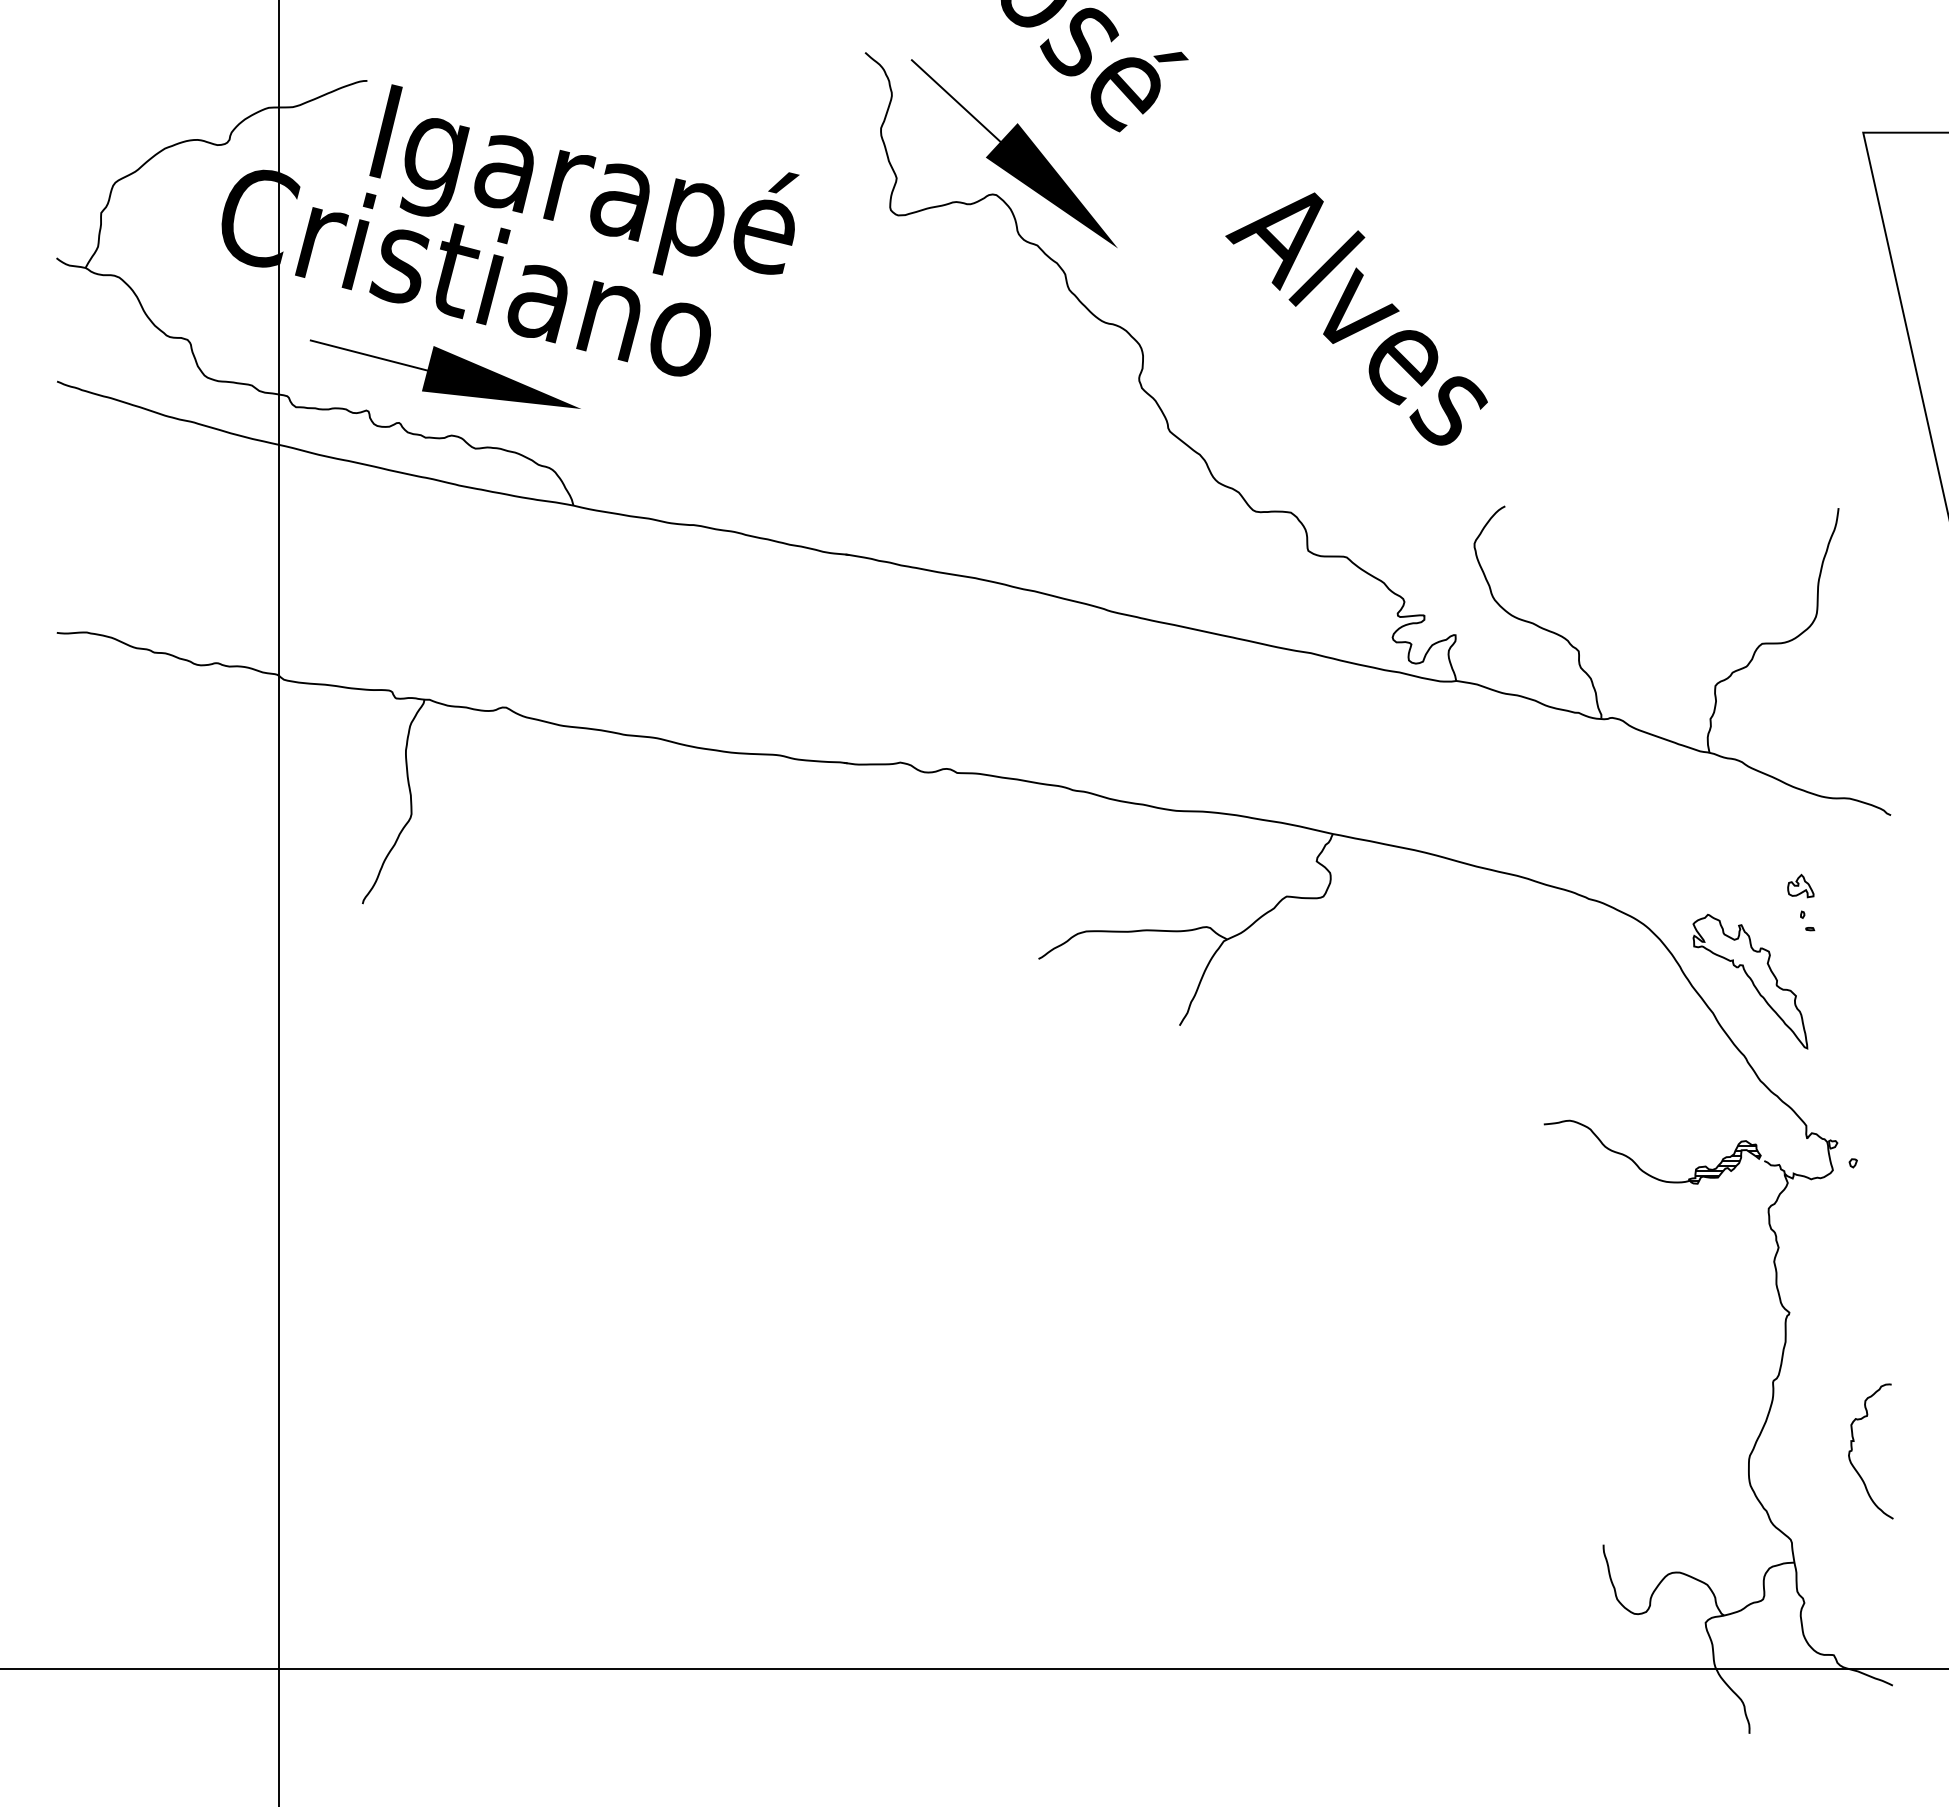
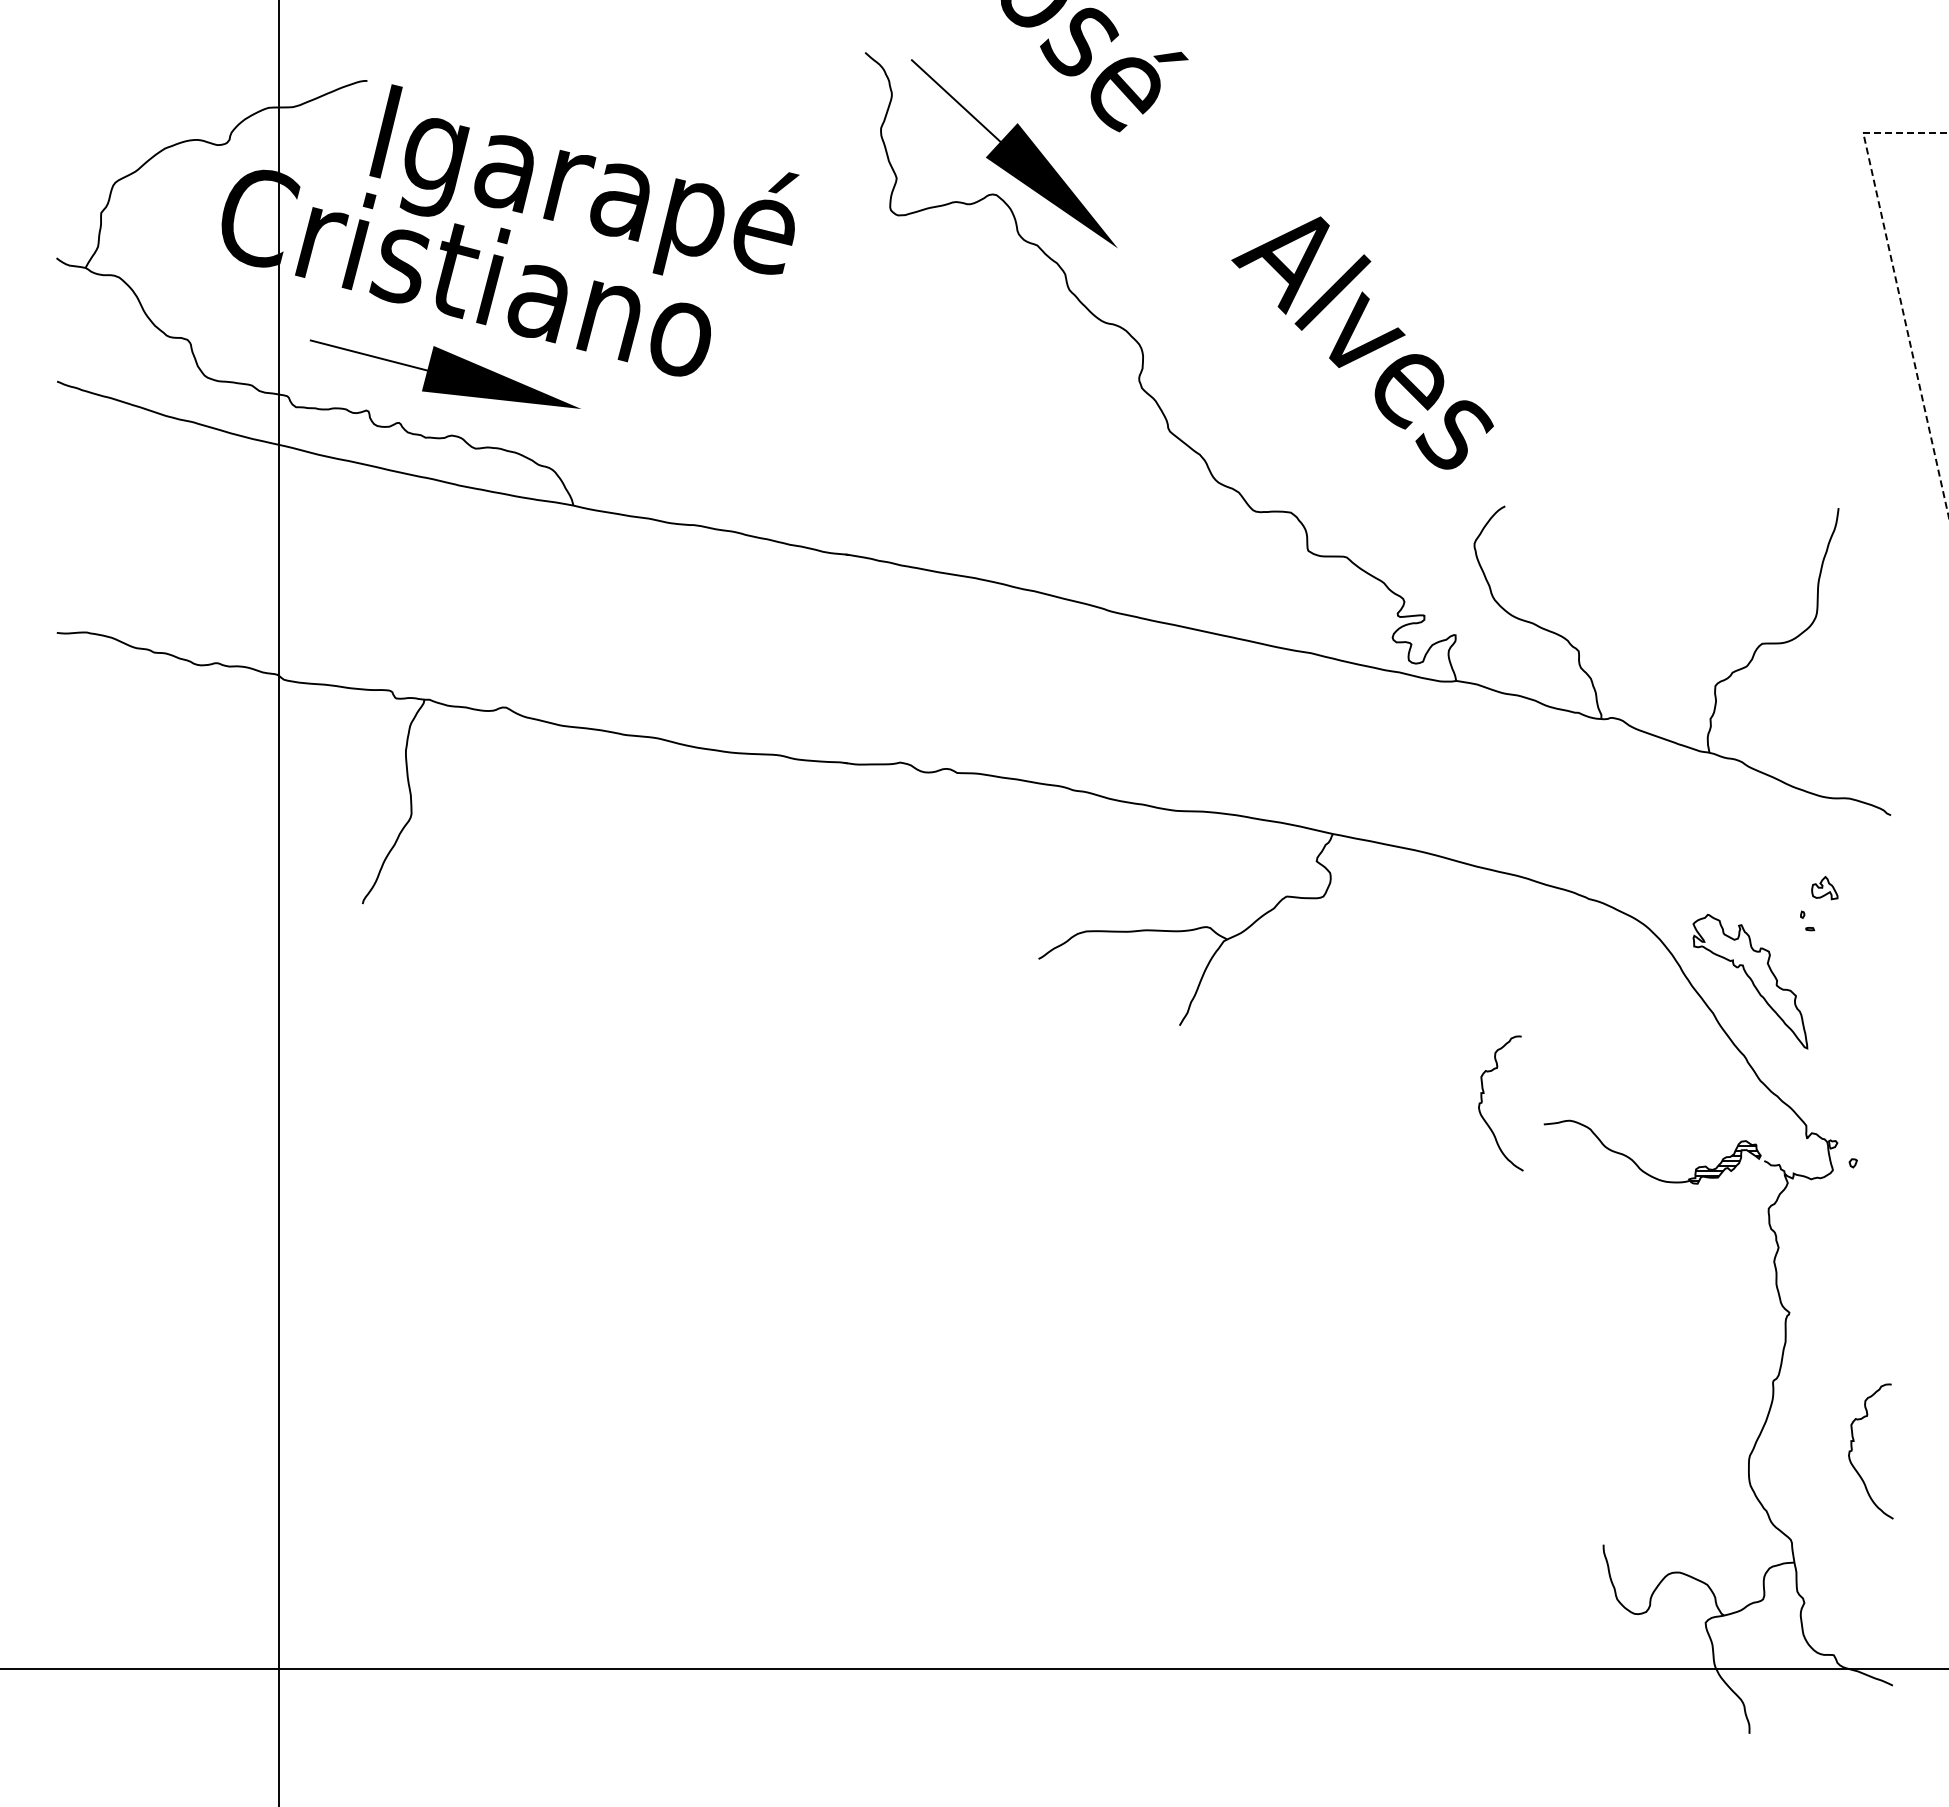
line: solid -> dashed (1896, 282)
text position: (1356, 318) -> (1362, 342) (1362, 342)
part position: (1800, 885) -> (1824, 887) (1824, 887)
curve: none -> present (1482, 1103)
